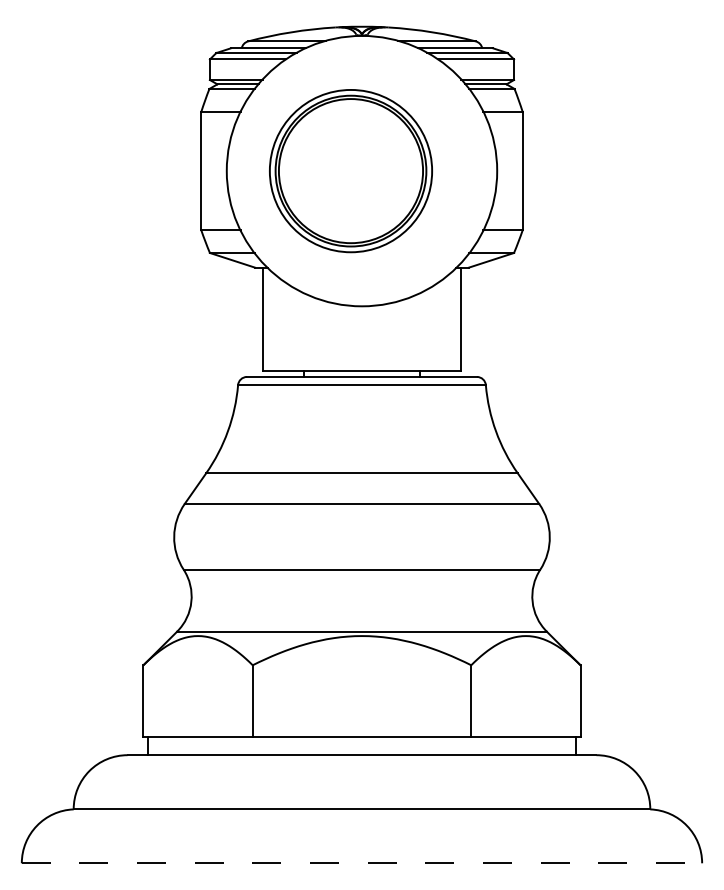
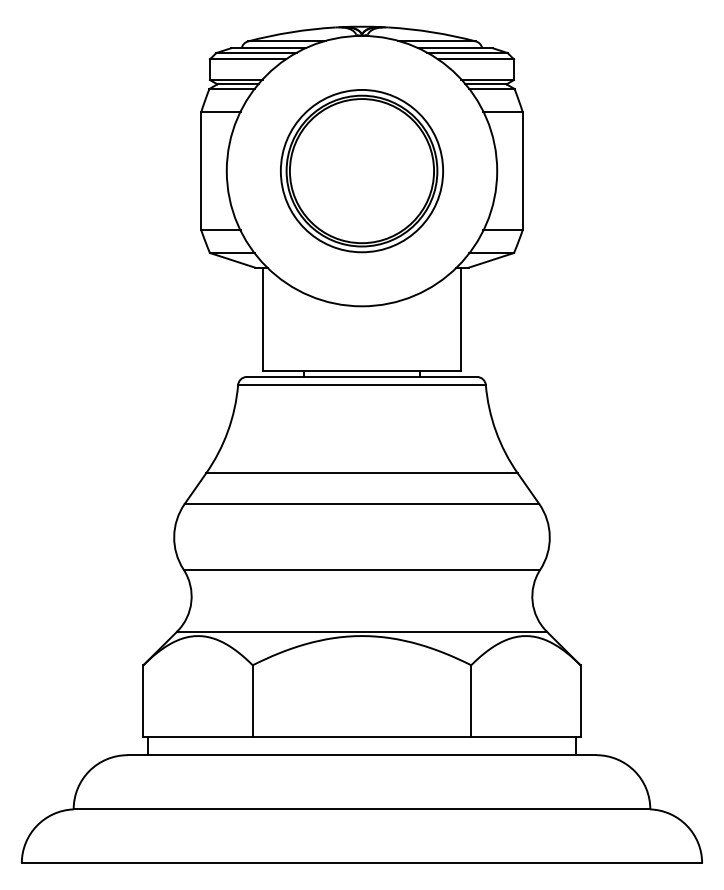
part position: (350, 171) -> (361, 171) (361, 171)
line: dashed -> solid (362, 863)
